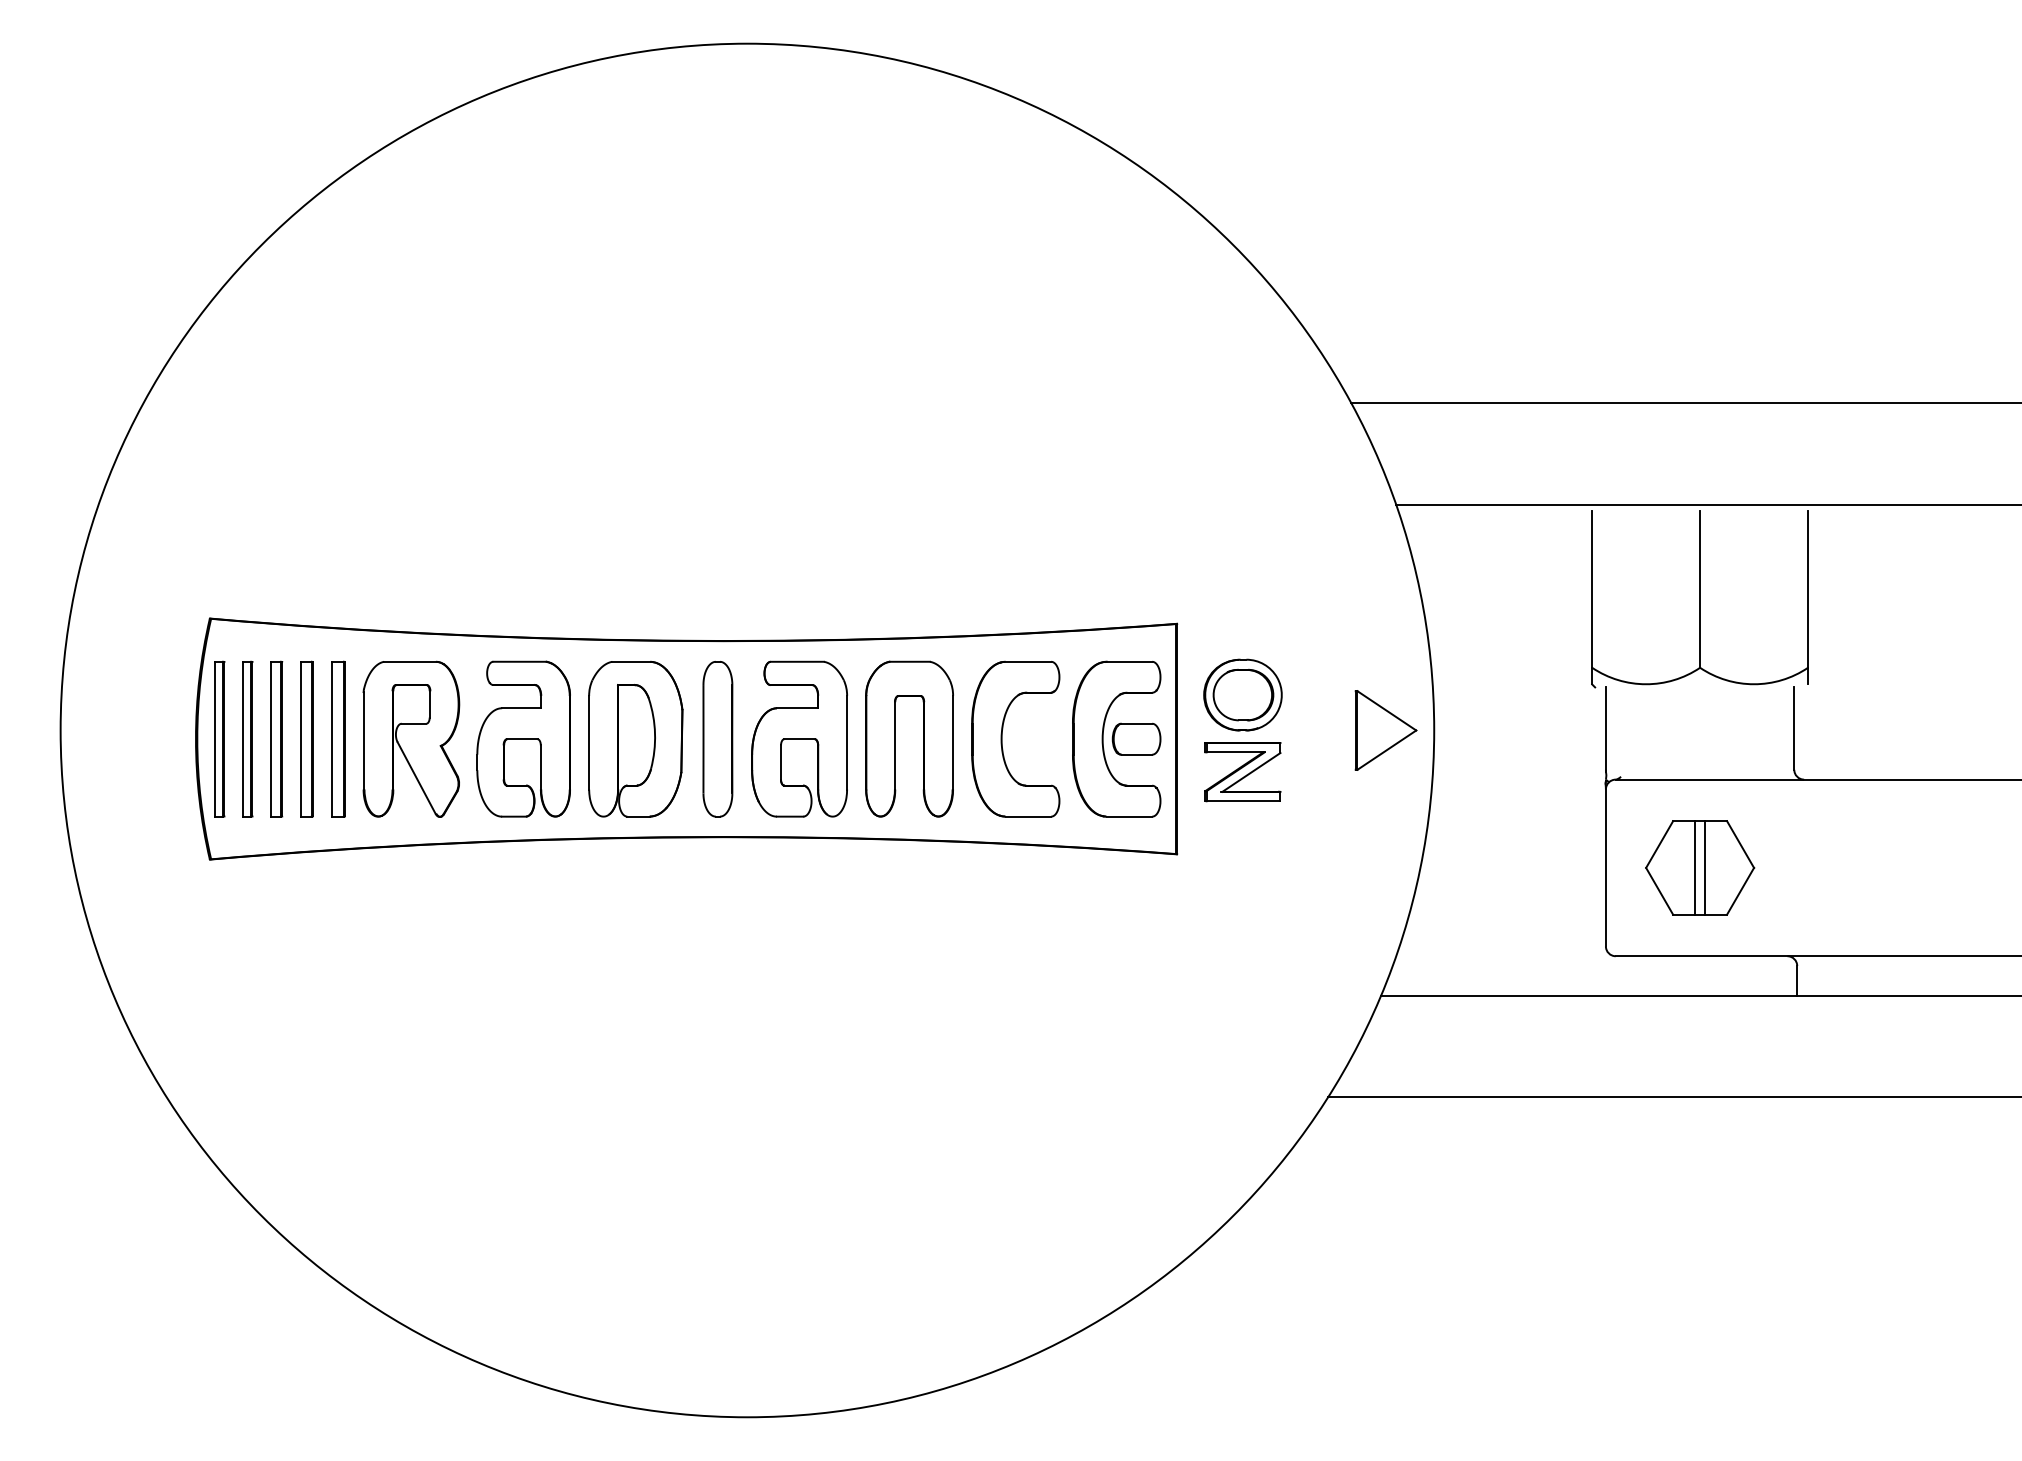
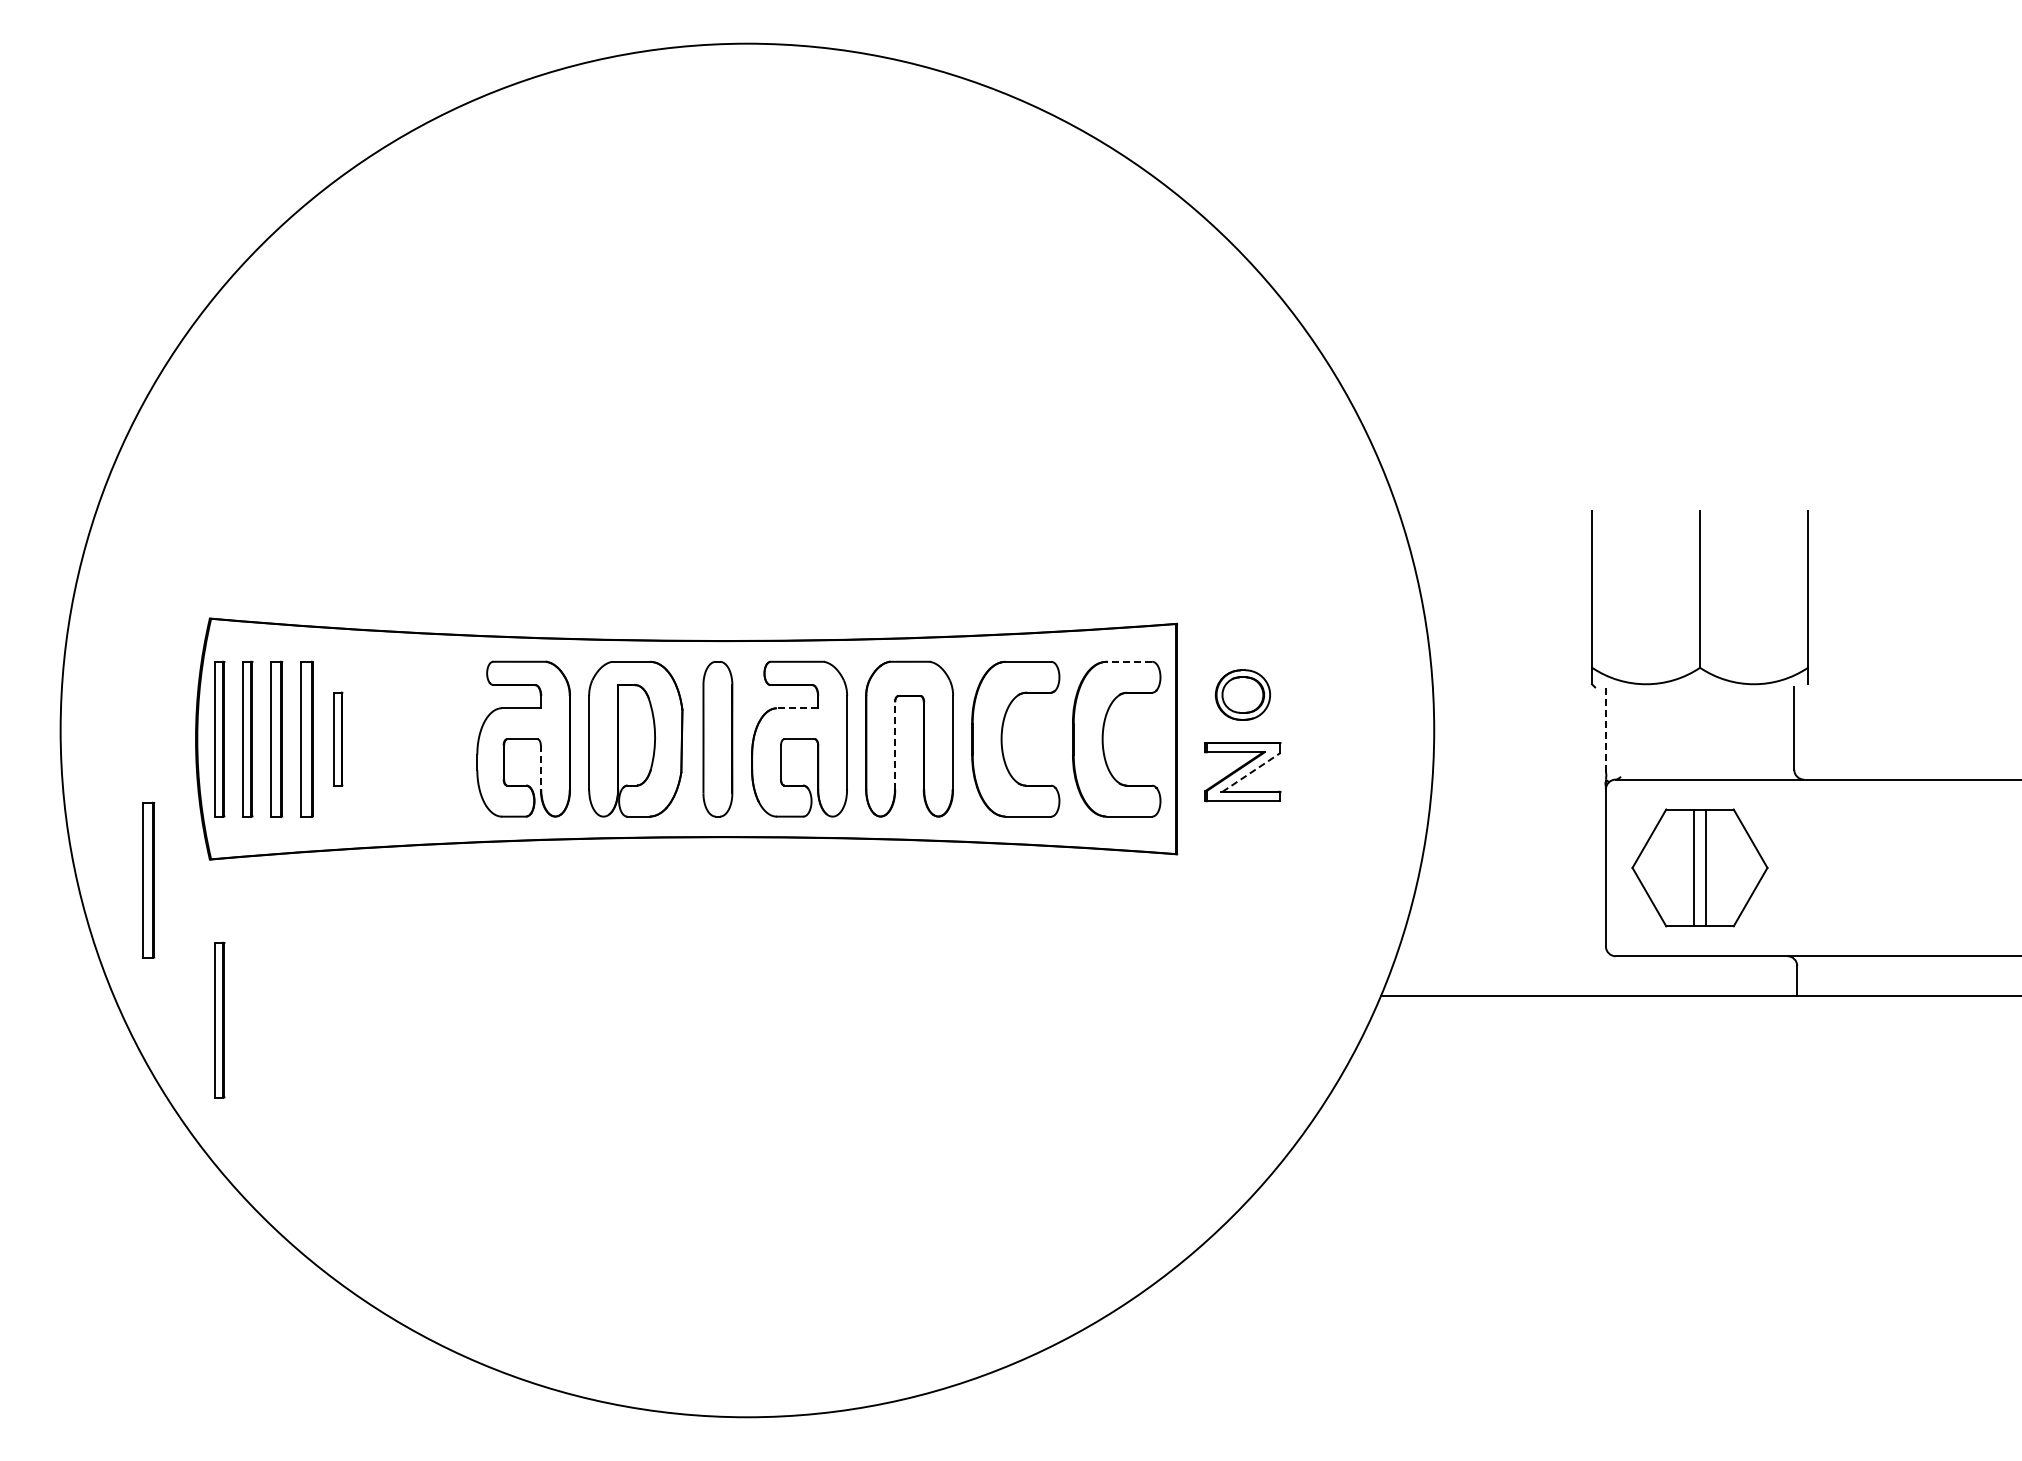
line: present -> none (1684, 403)
line: present -> none (1707, 504)
line: solid -> dashed (1129, 661)
part size: 80x74 px -> 57x52 px (1242, 694)
line: solid -> dashed (797, 708)
line: solid -> dashed (1605, 729)
part: present -> none (1385, 730)
part size: 15x158 px -> 11x96 px (338, 738)
part: present -> none (411, 738)
part: present -> none (1136, 738)
line: solid -> dashed (895, 745)
line: solid -> dashed (540, 767)
line: solid -> dashed (1251, 772)
part size: 111x96 px -> 138x120 px (1699, 867)
part: none -> present (148, 879)
part: none -> present (219, 1019)
line: present -> none (1672, 1097)
